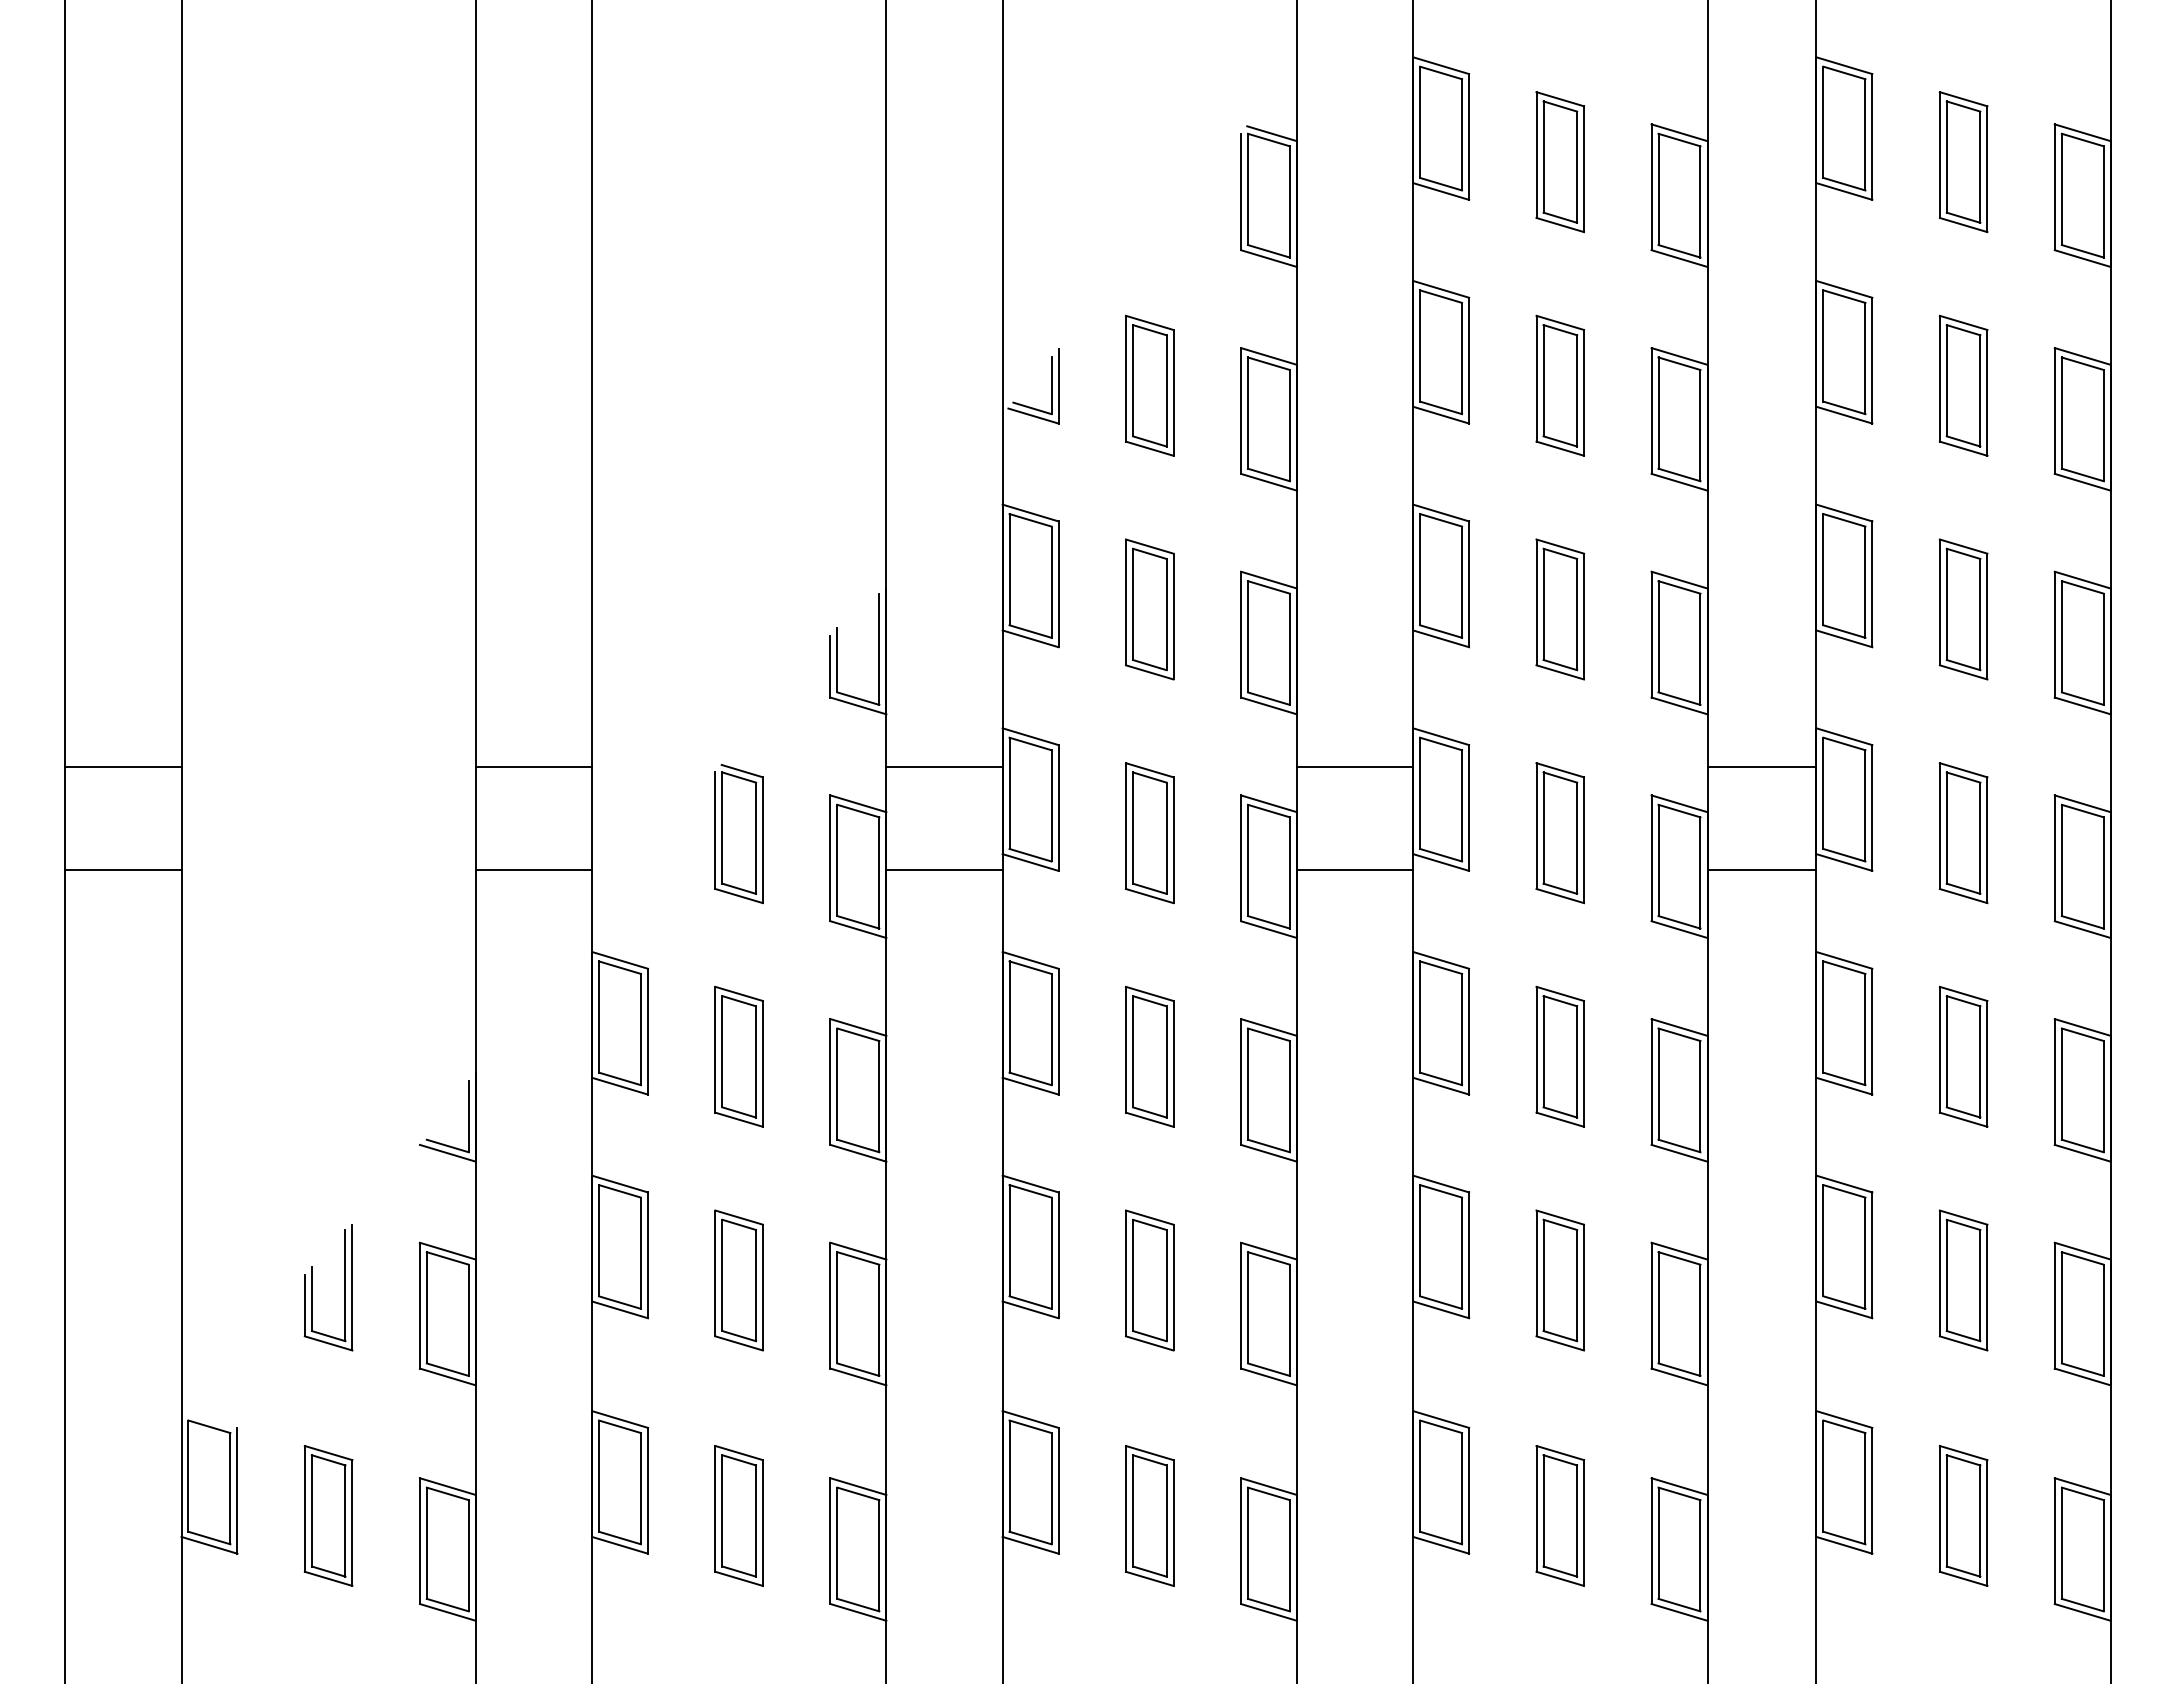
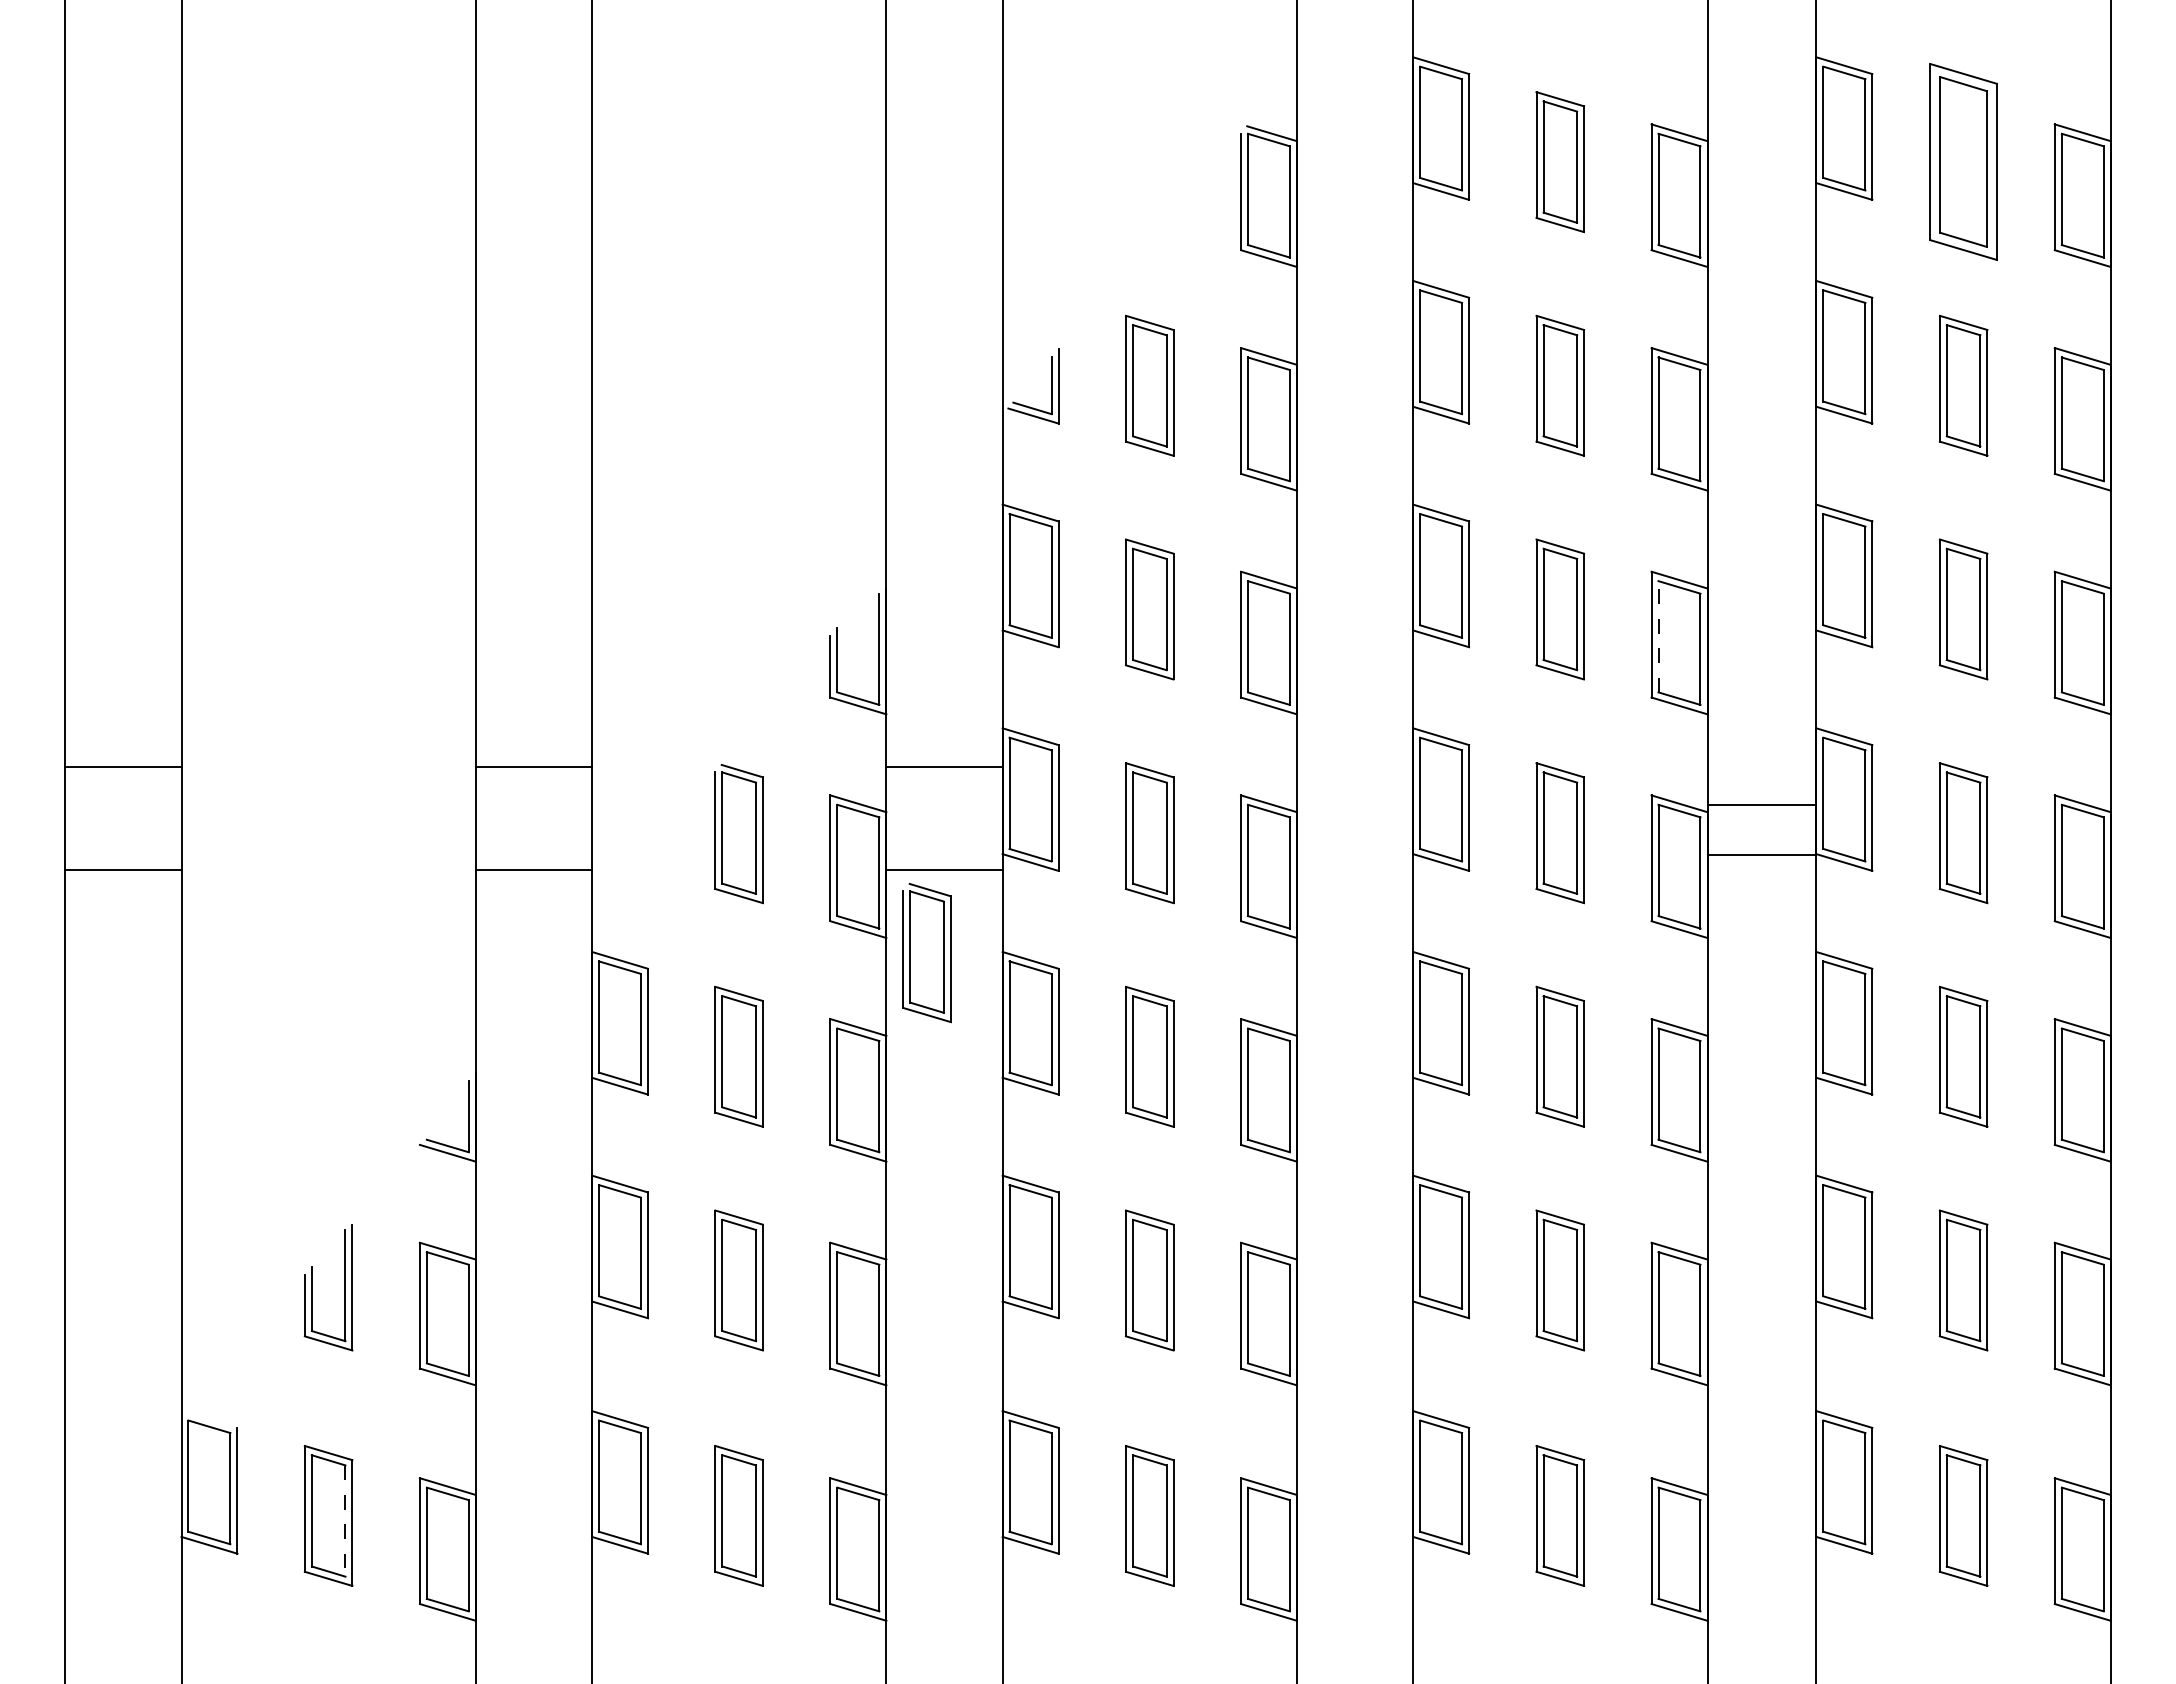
part size: 51x143 px -> 69x198 px (1963, 161)
line: solid -> dashed (1658, 636)
line: present -> none (1354, 767)
line position: (1761, 767) -> (1761, 805) (1761, 805)
line: present -> none (1354, 870)
line position: (1761, 870) -> (1761, 855) (1761, 855)
part: none -> present (926, 953)
line: solid -> dashed (345, 1521)
